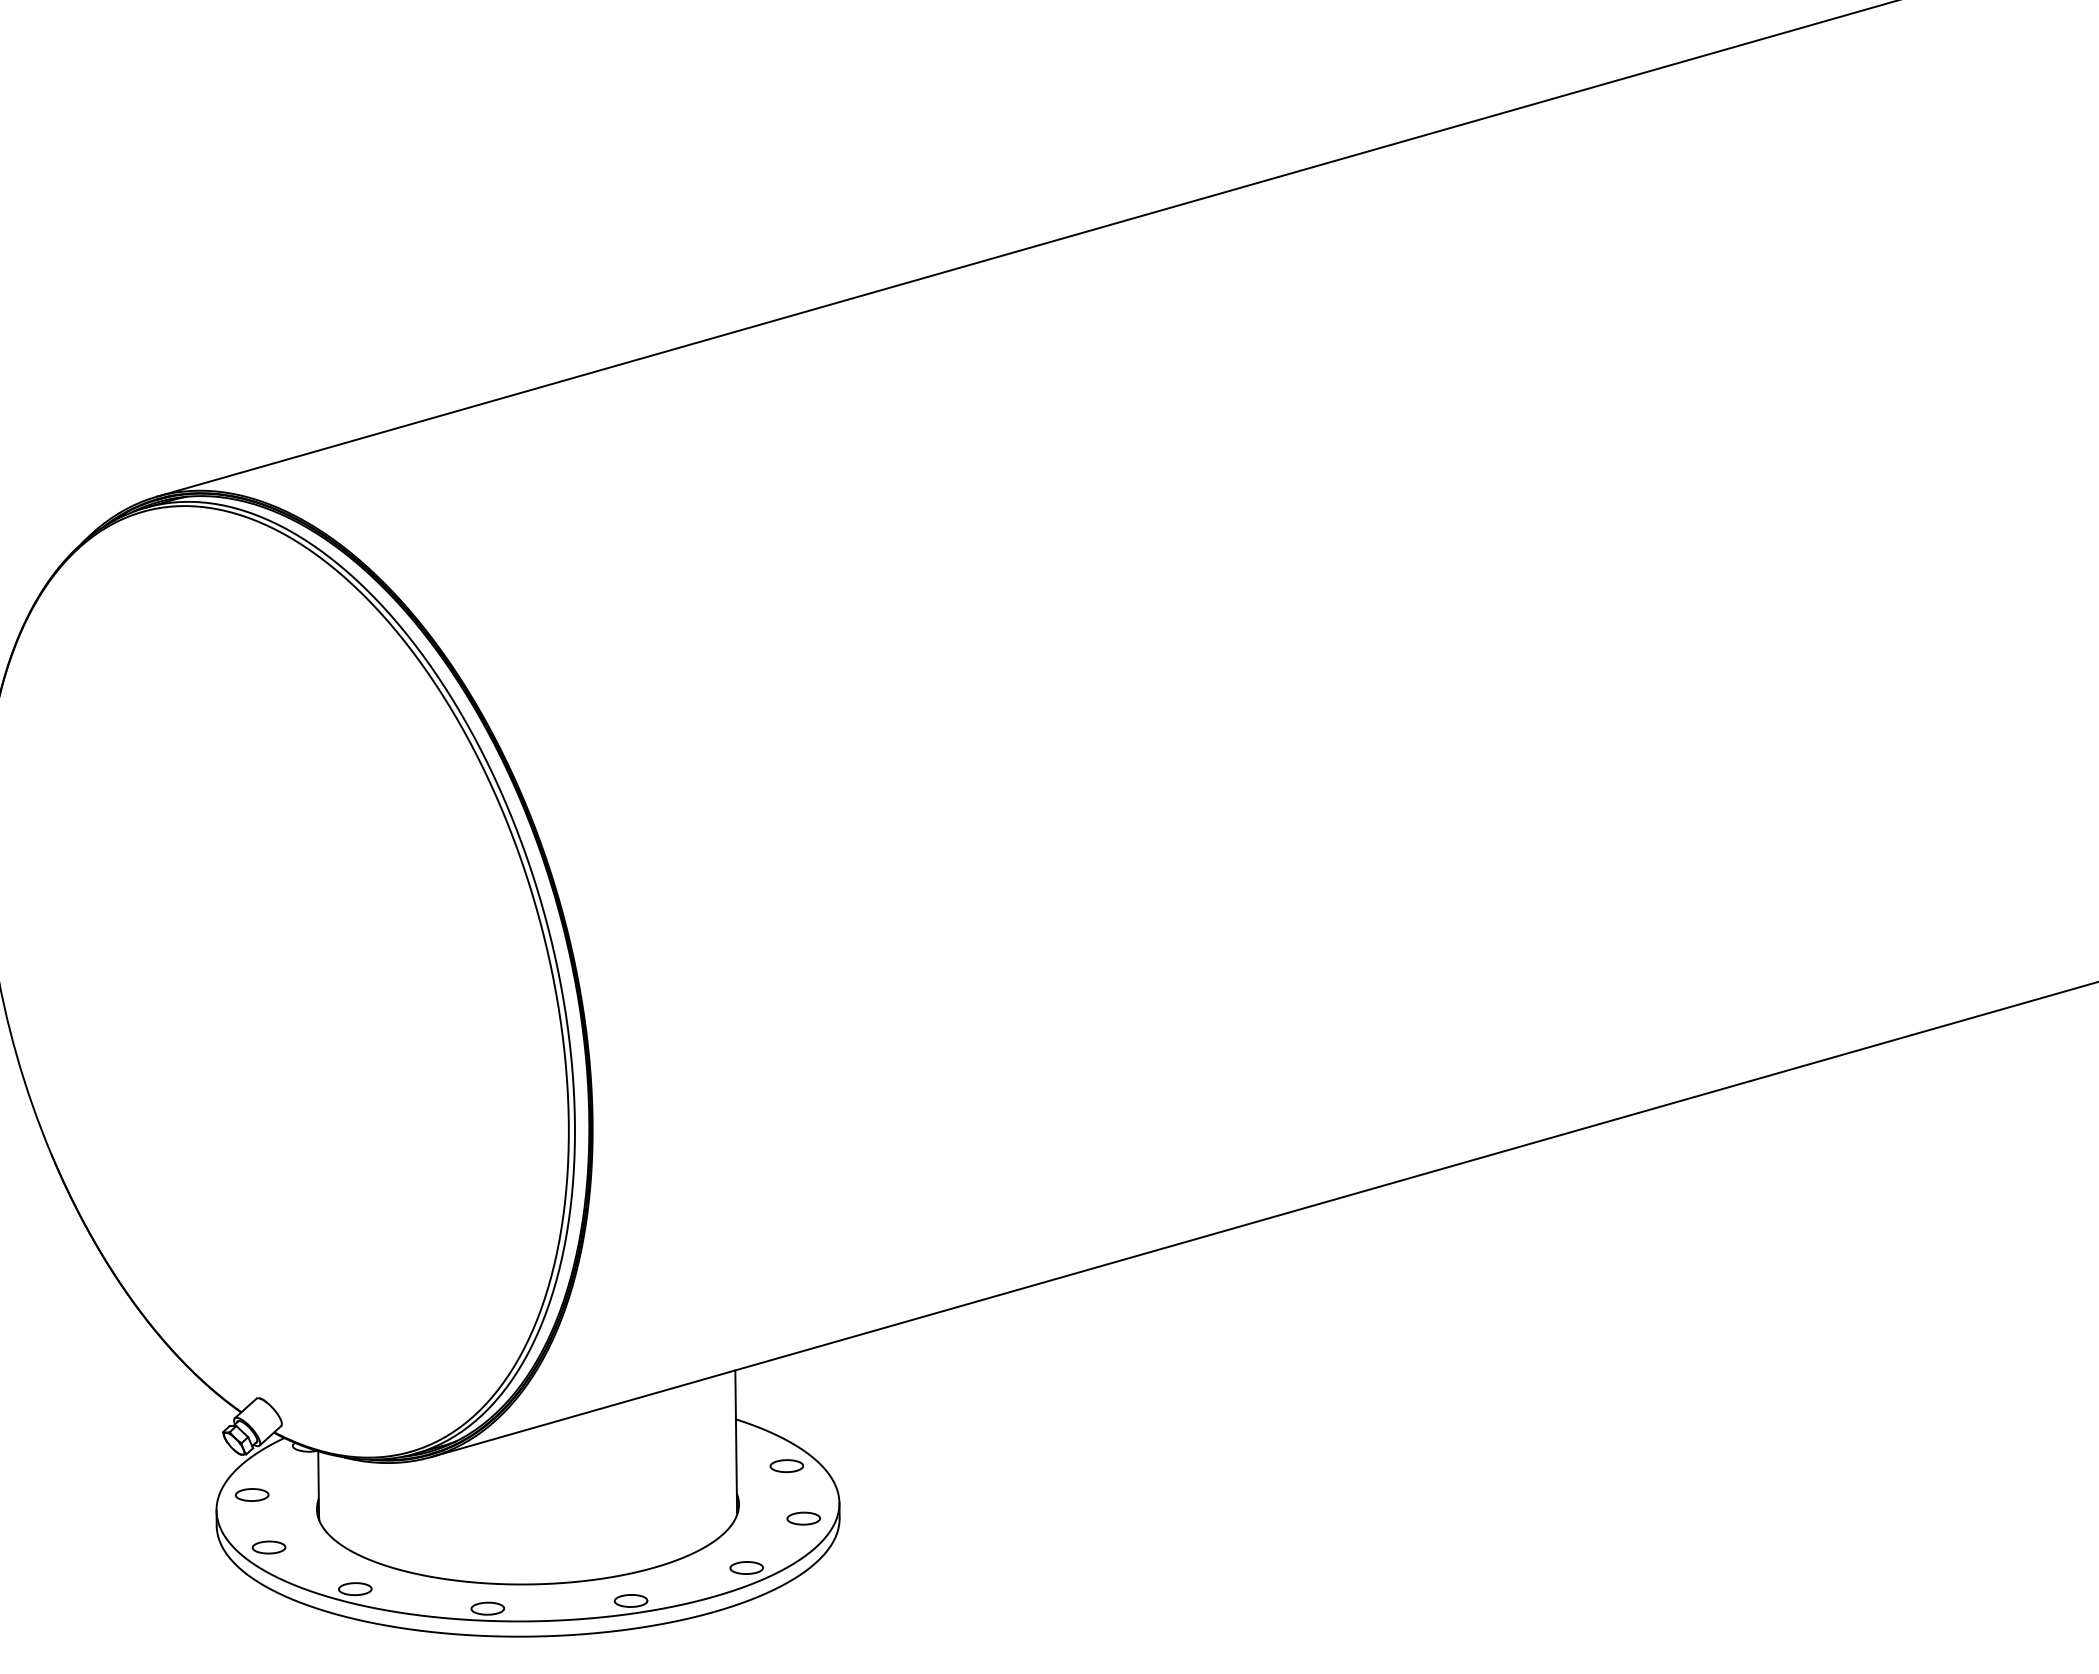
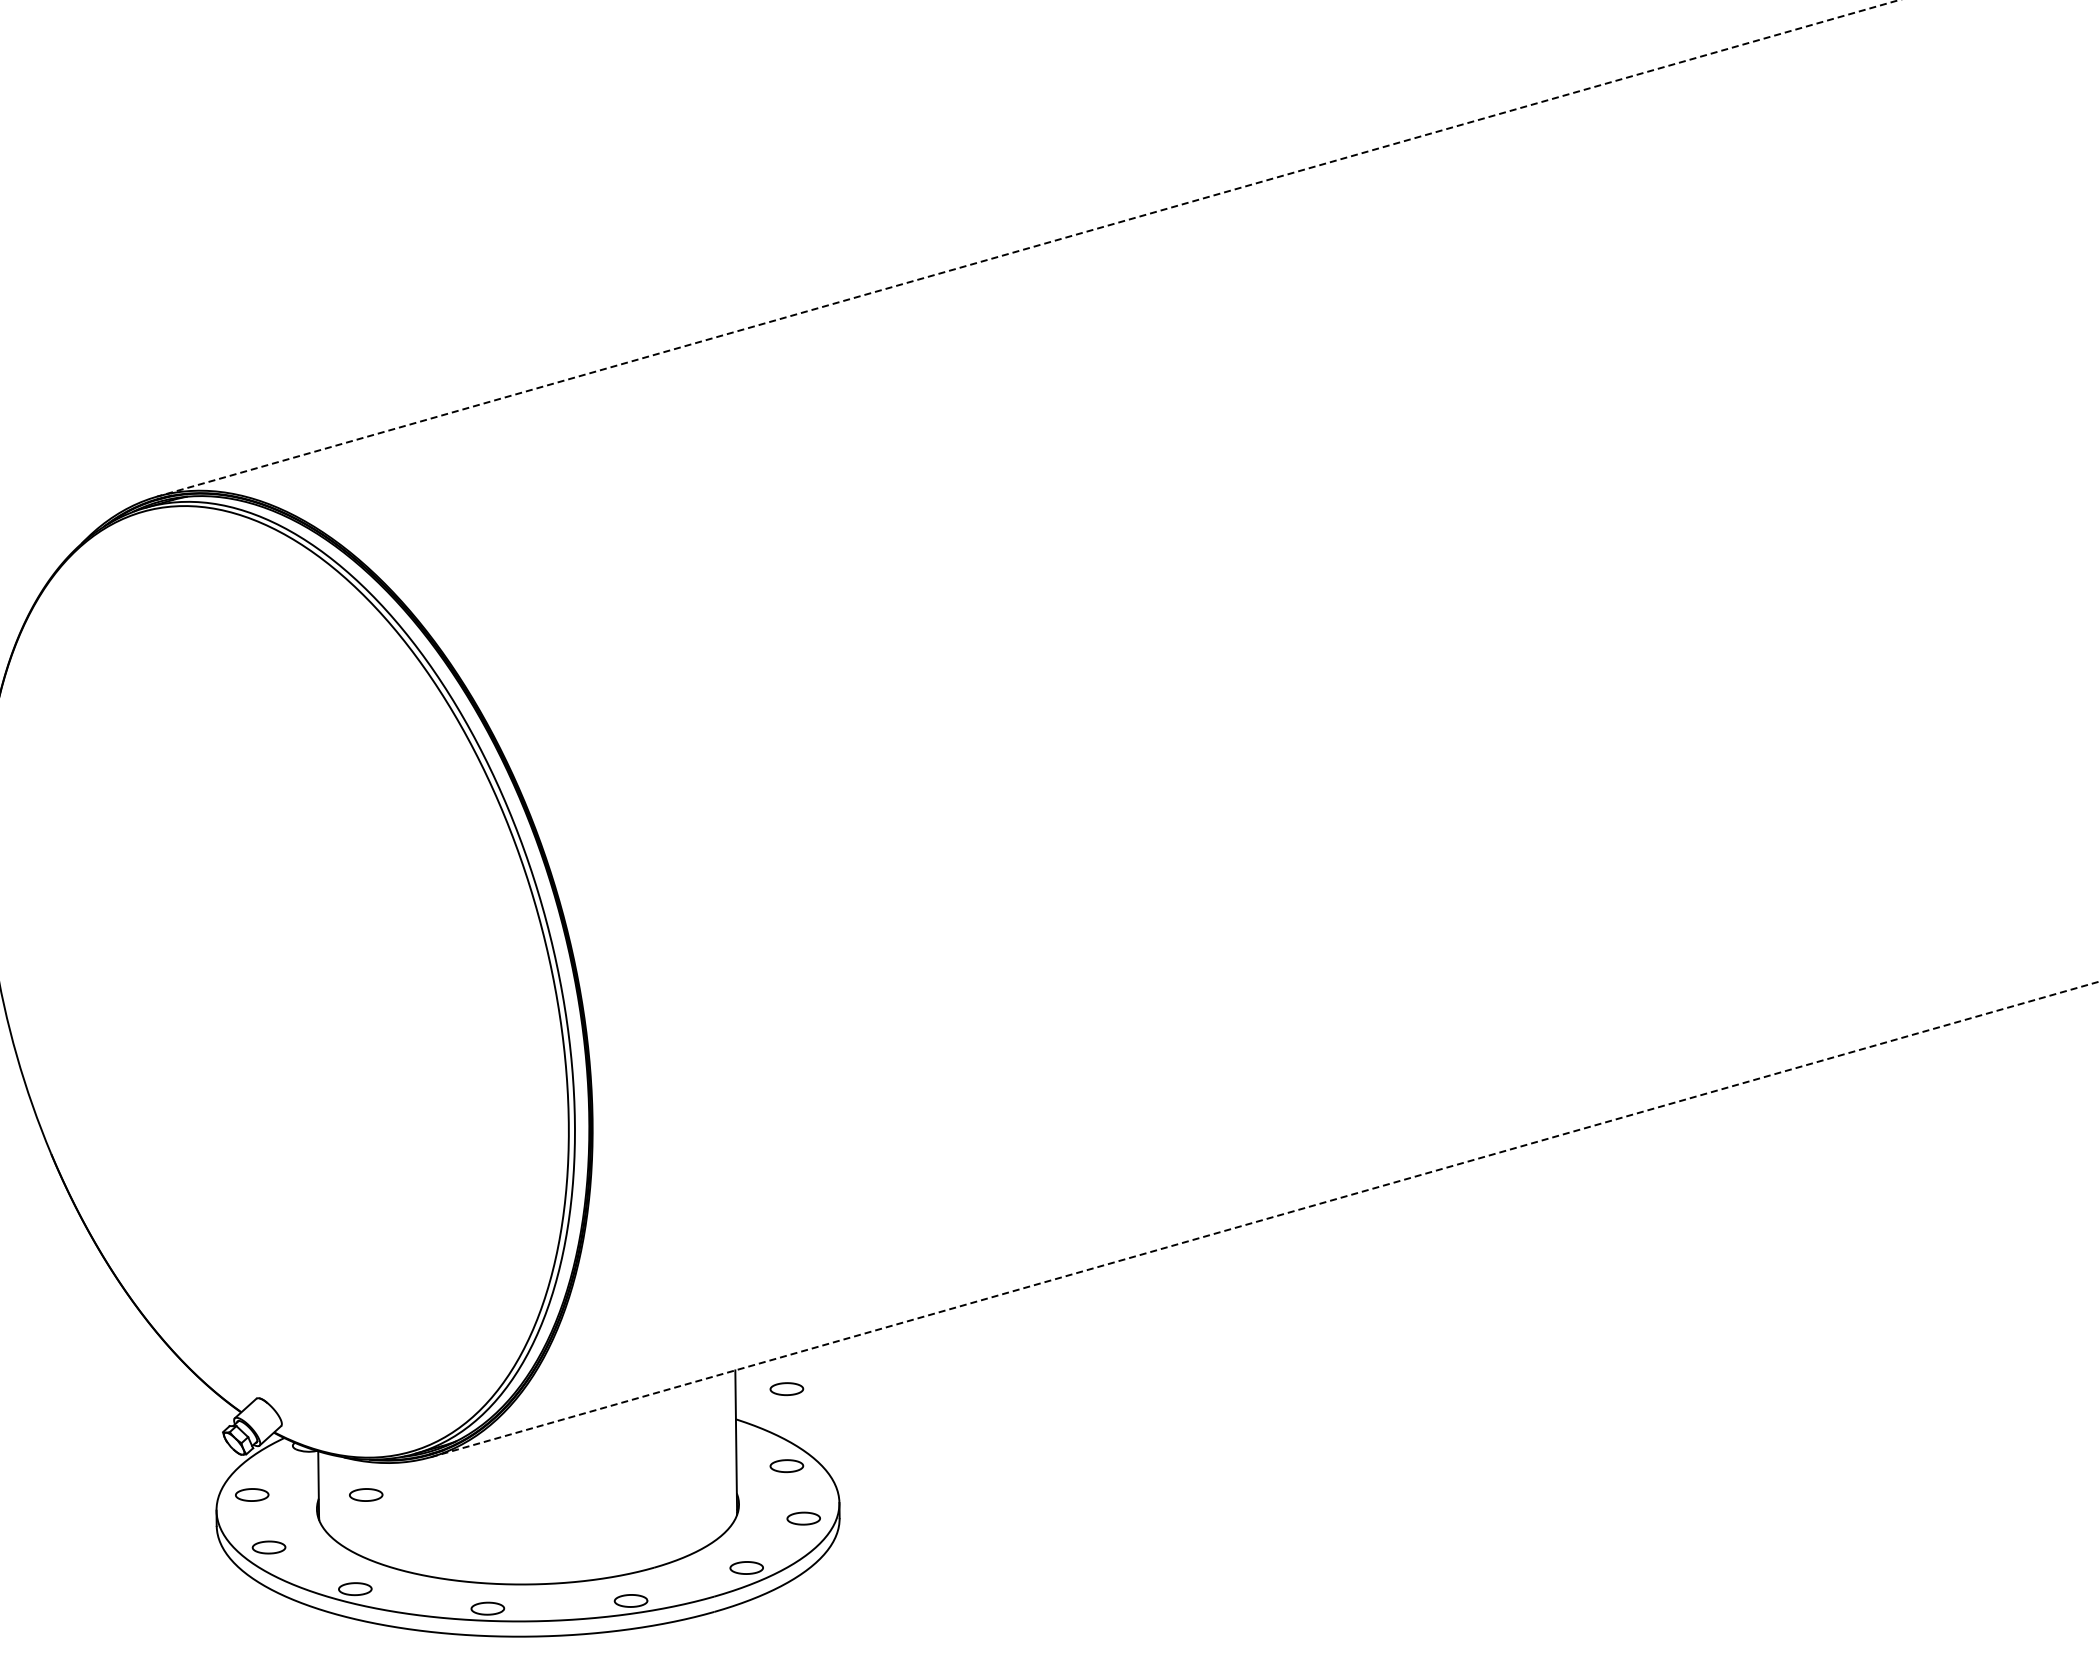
line: solid -> dashed (1028, 248)
line: solid -> dashed (1264, 1219)
part: none -> present (786, 1389)
part: none -> present (366, 1494)
